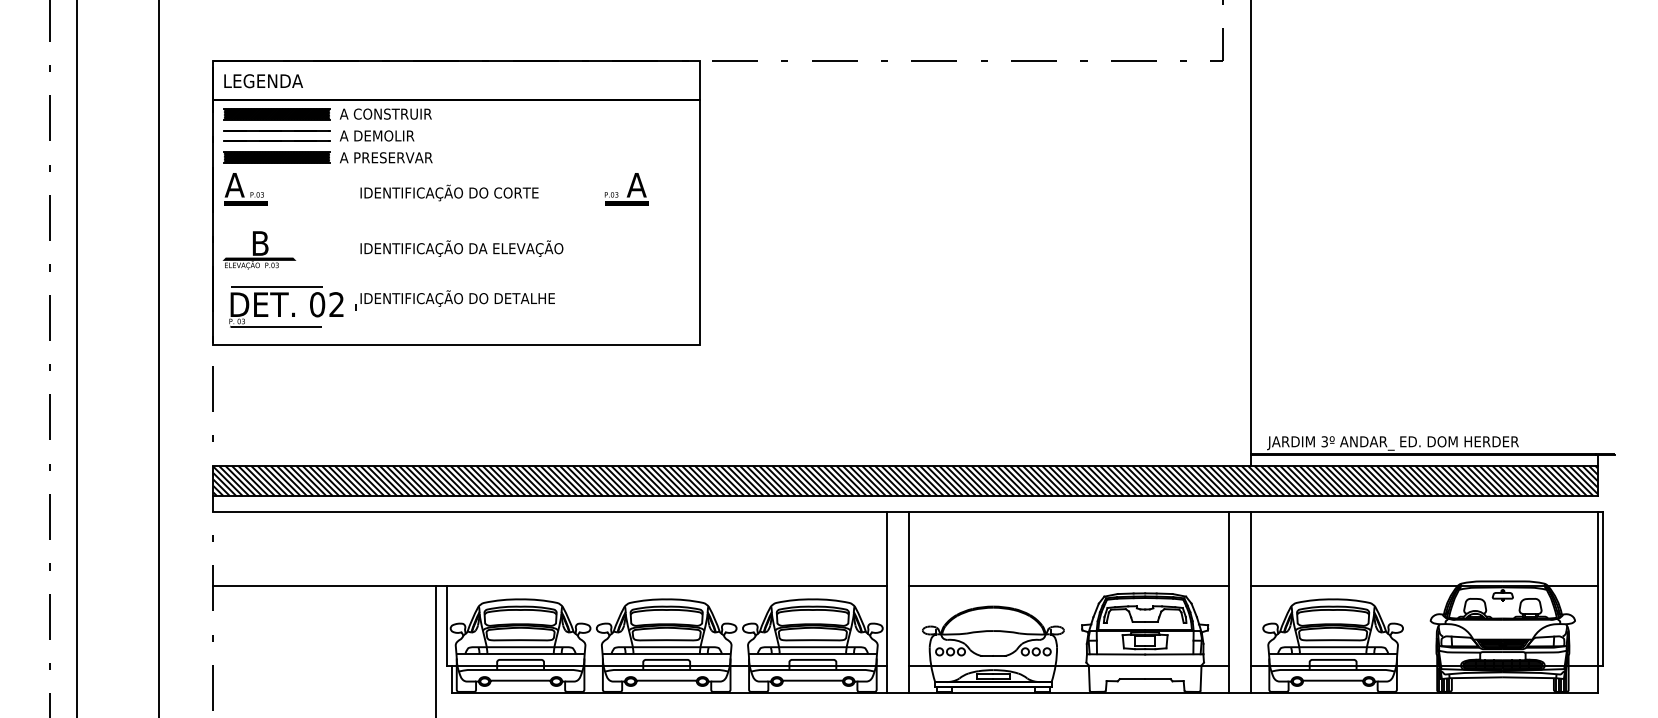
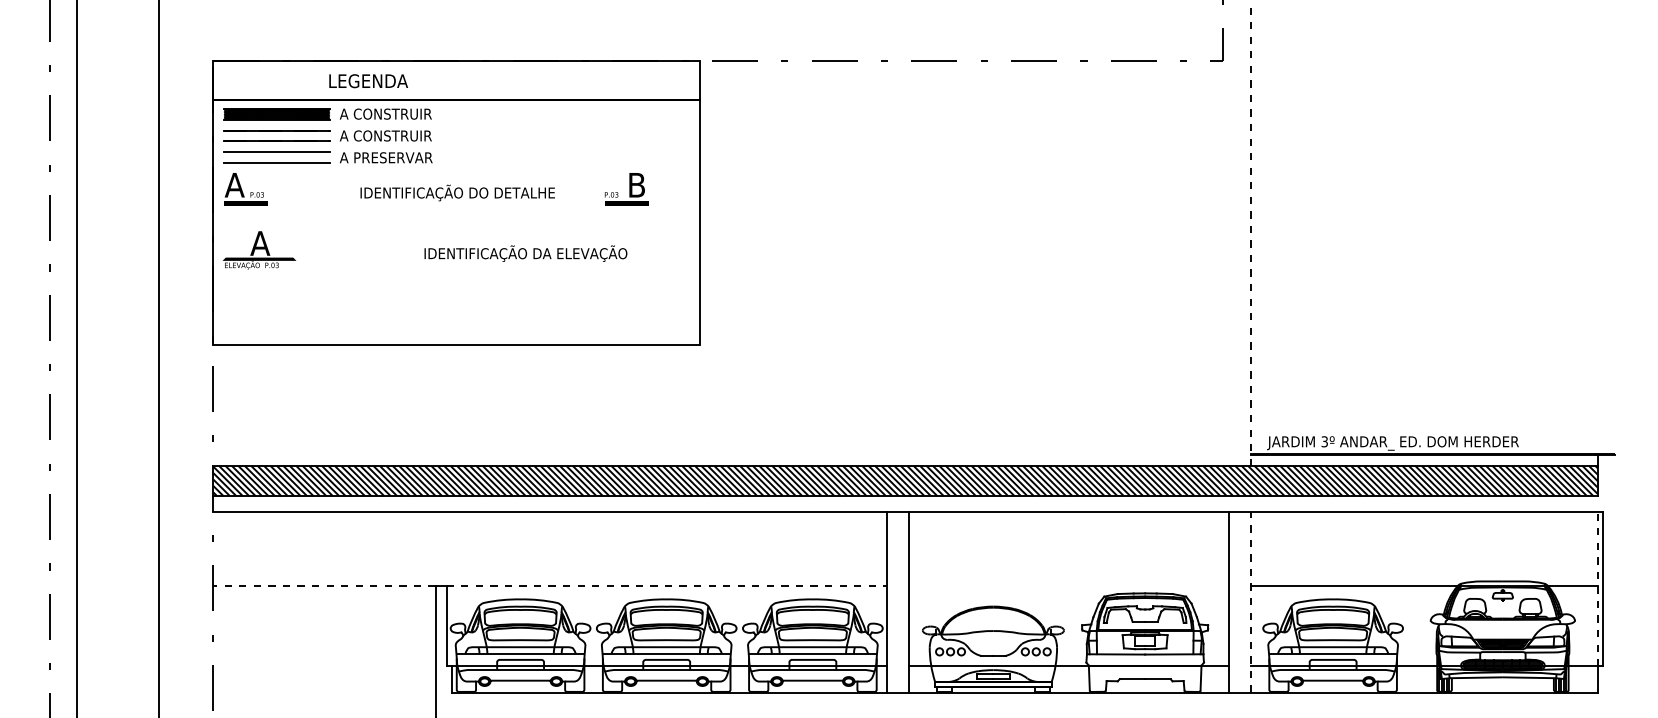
text position: (263, 81) -> (368, 81) (368, 81)
text: A DEMOLIR -> A CONSTRUIR (392, 135)
hatch: present -> none (276, 157)
text: A -> B (636, 185)
text: IDENTIFICAÇÃO DO CORTE -> IDENTIFICAÇÃO DO DETALHE (524, 192)
line: solid -> dashed (1250, 232)
text: B -> A (260, 243)
text position: (461, 248) -> (525, 253) (525, 253)
part: present -> none (391, 306)
line: solid -> dashed (324, 586)
line: solid -> dashed (667, 586)
line: present -> none (1068, 586)
line: solid -> dashed (1597, 588)
line: solid -> dashed (1250, 601)
